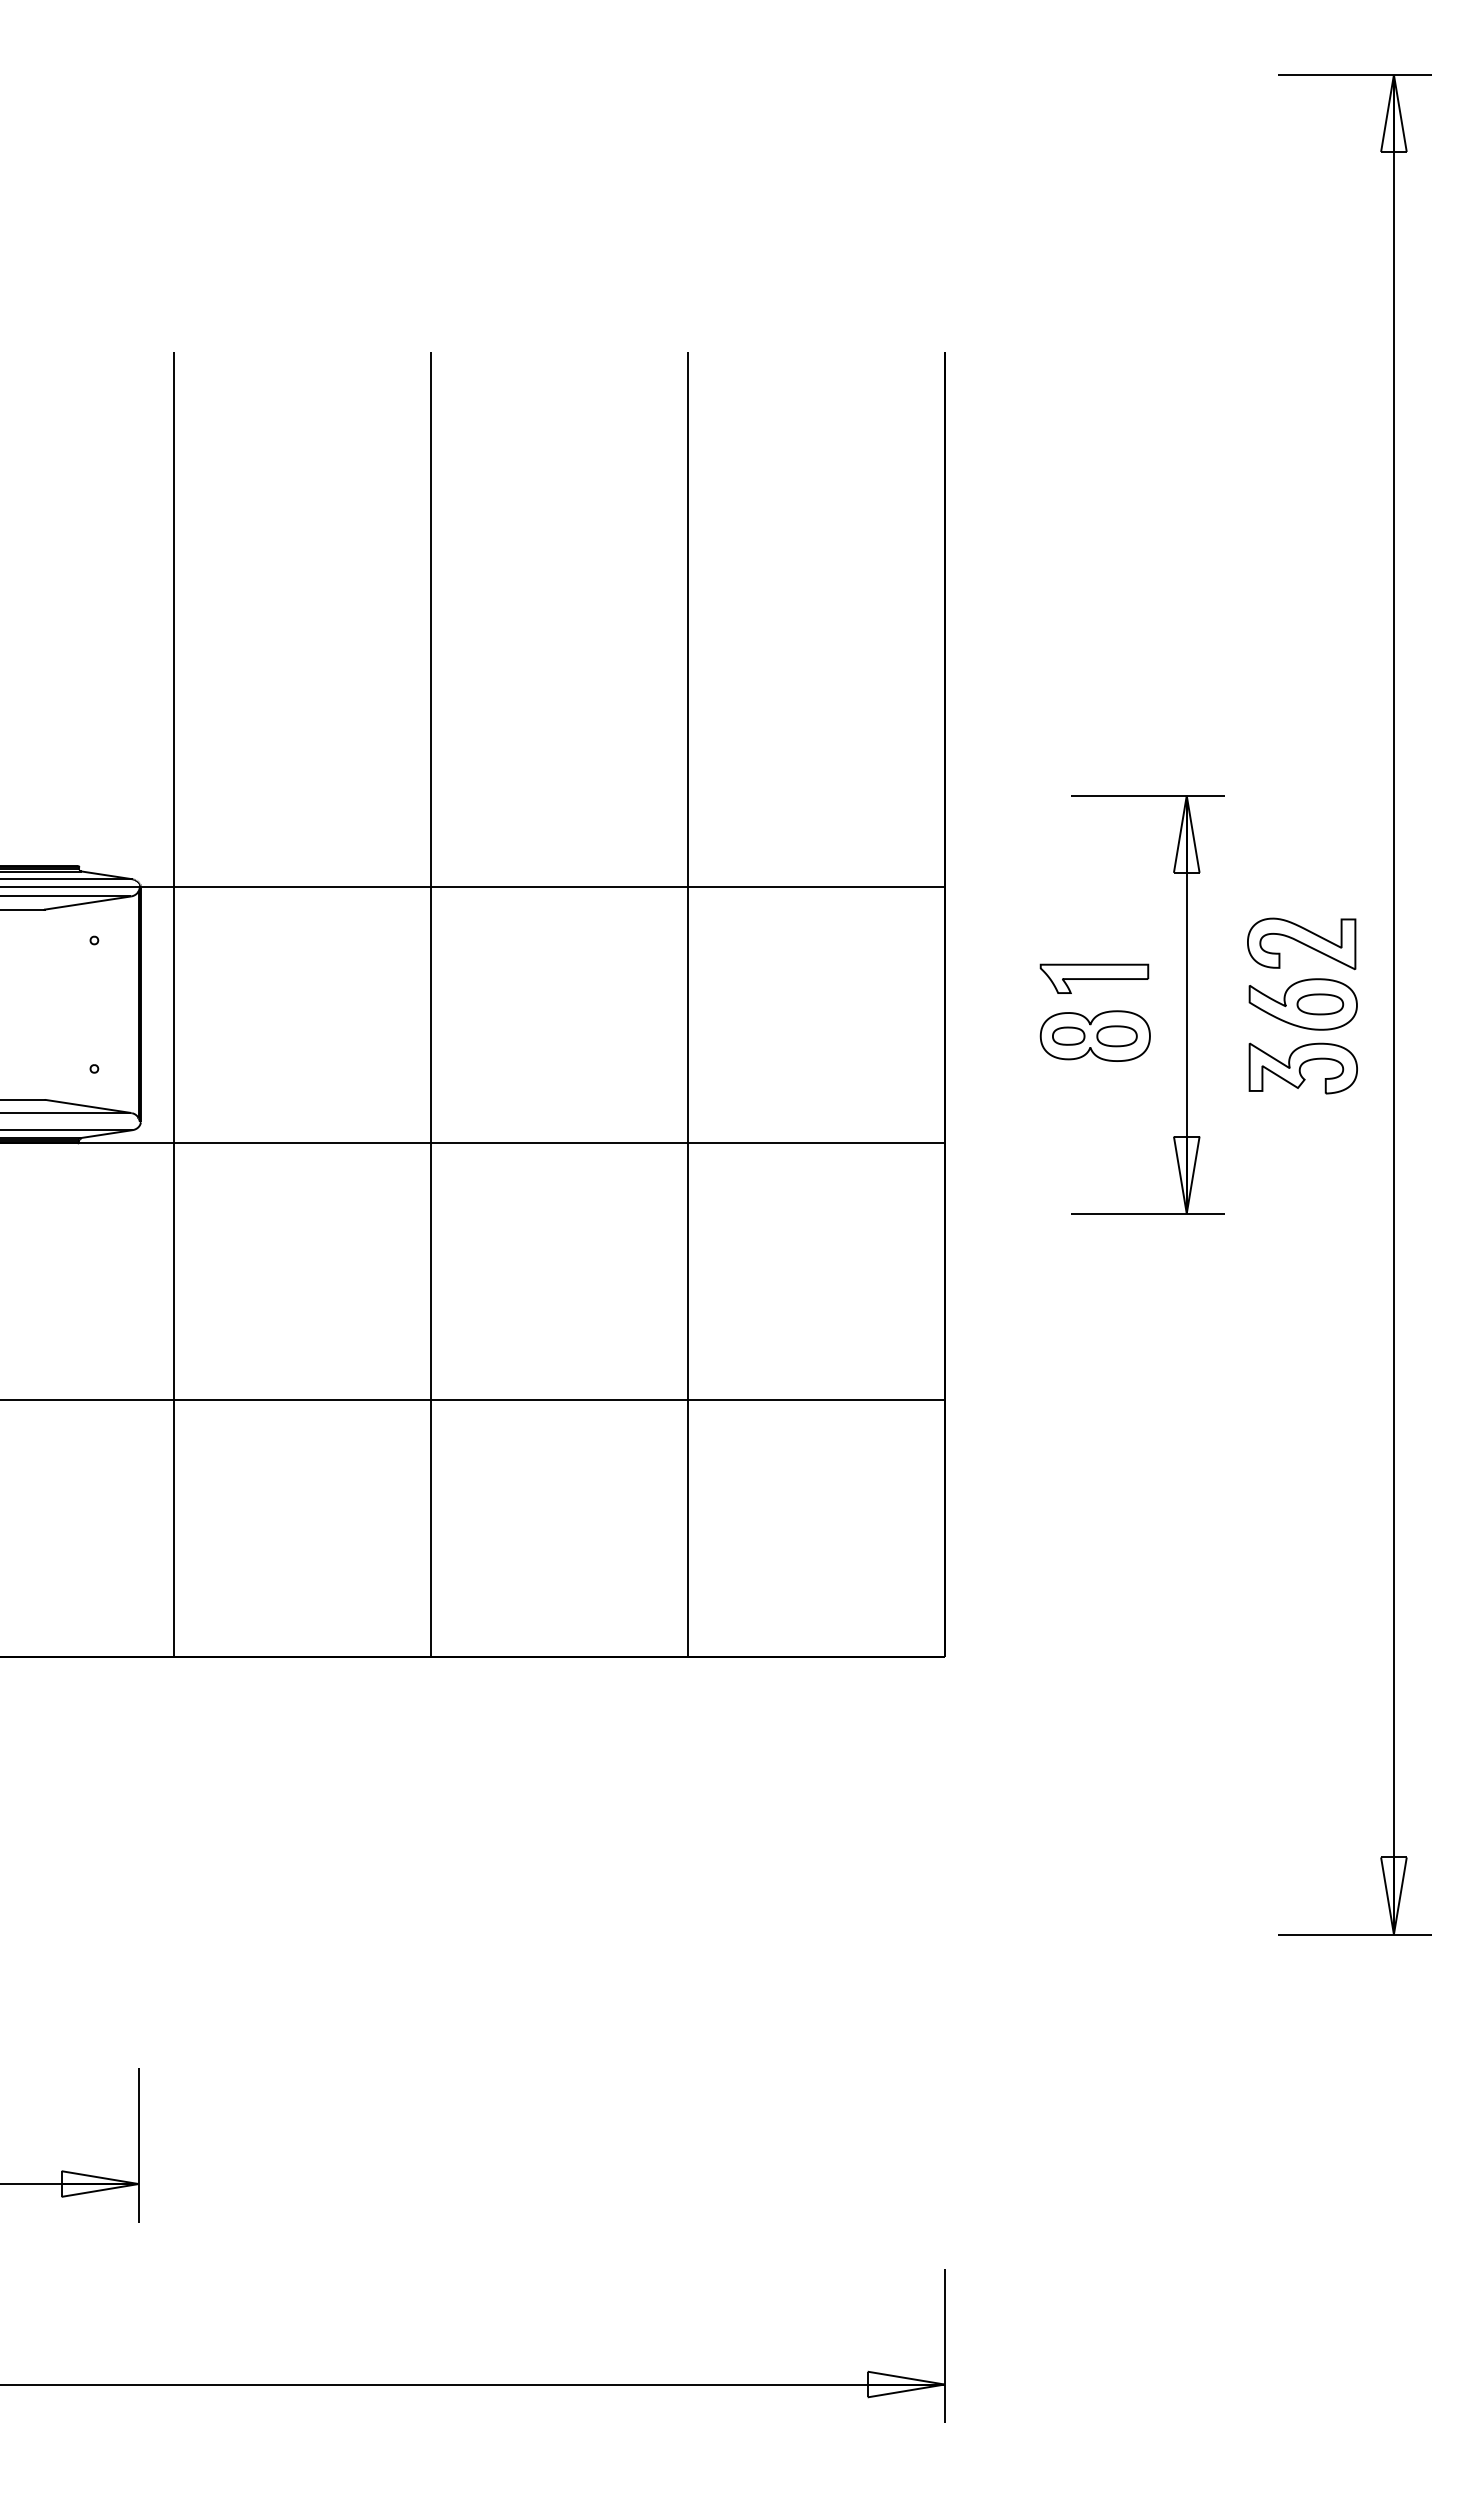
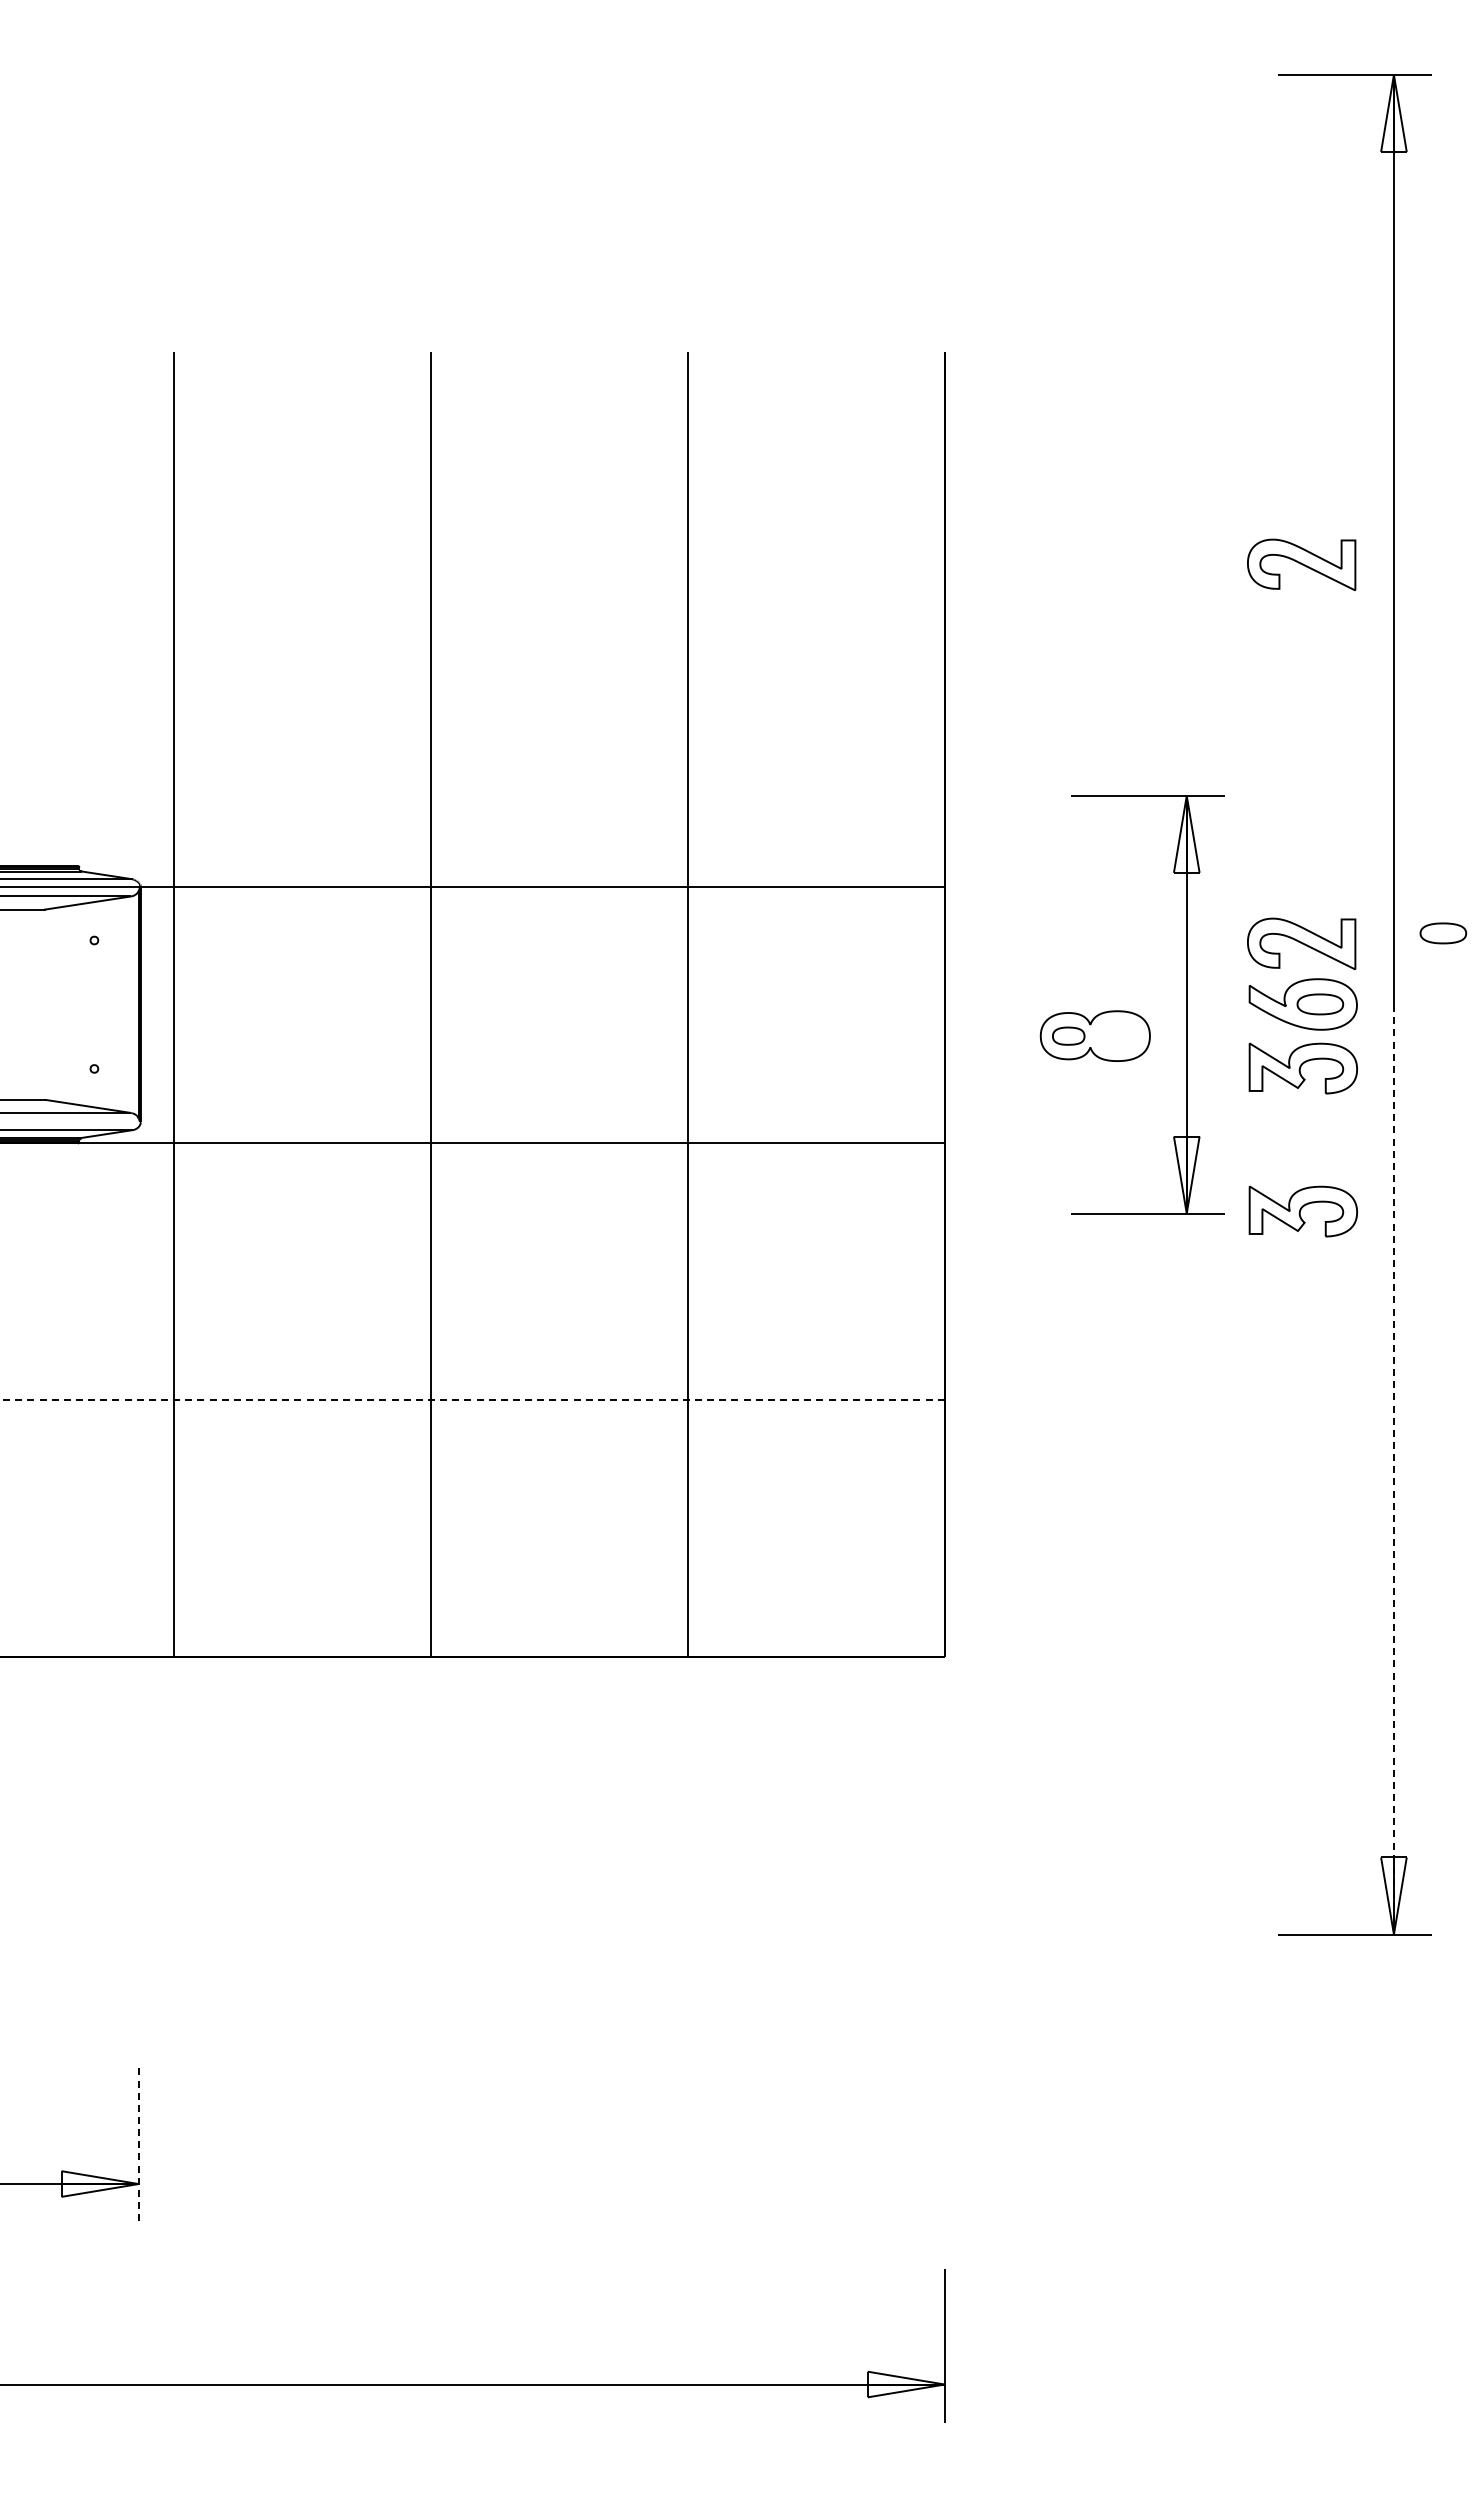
part: none -> present (1301, 564)
part: none -> present (1443, 933)
part: present -> none (1094, 978)
part: present -> none (1116, 1036)
part: none -> present (1302, 1211)
line: solid -> dashed (472, 1400)
line: solid -> dashed (1393, 1469)
line: solid -> dashed (138, 2146)
